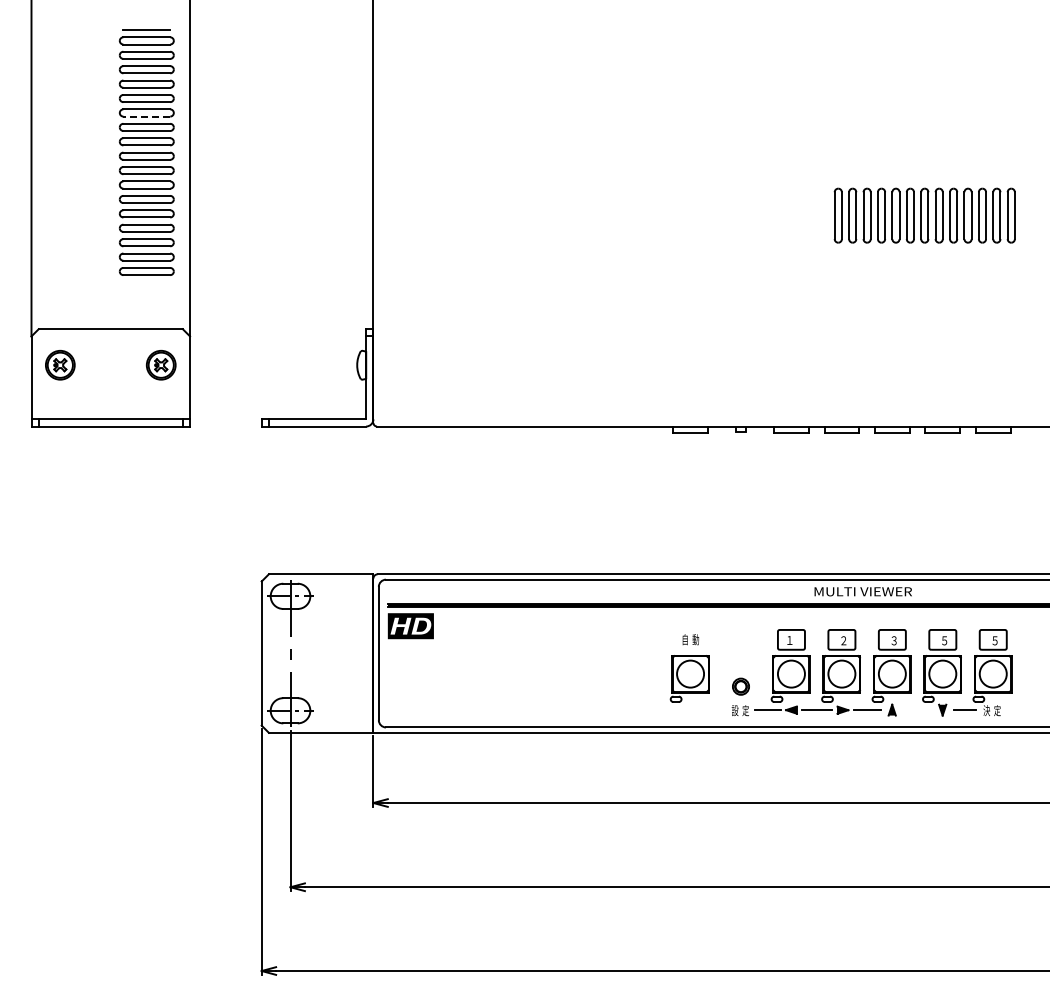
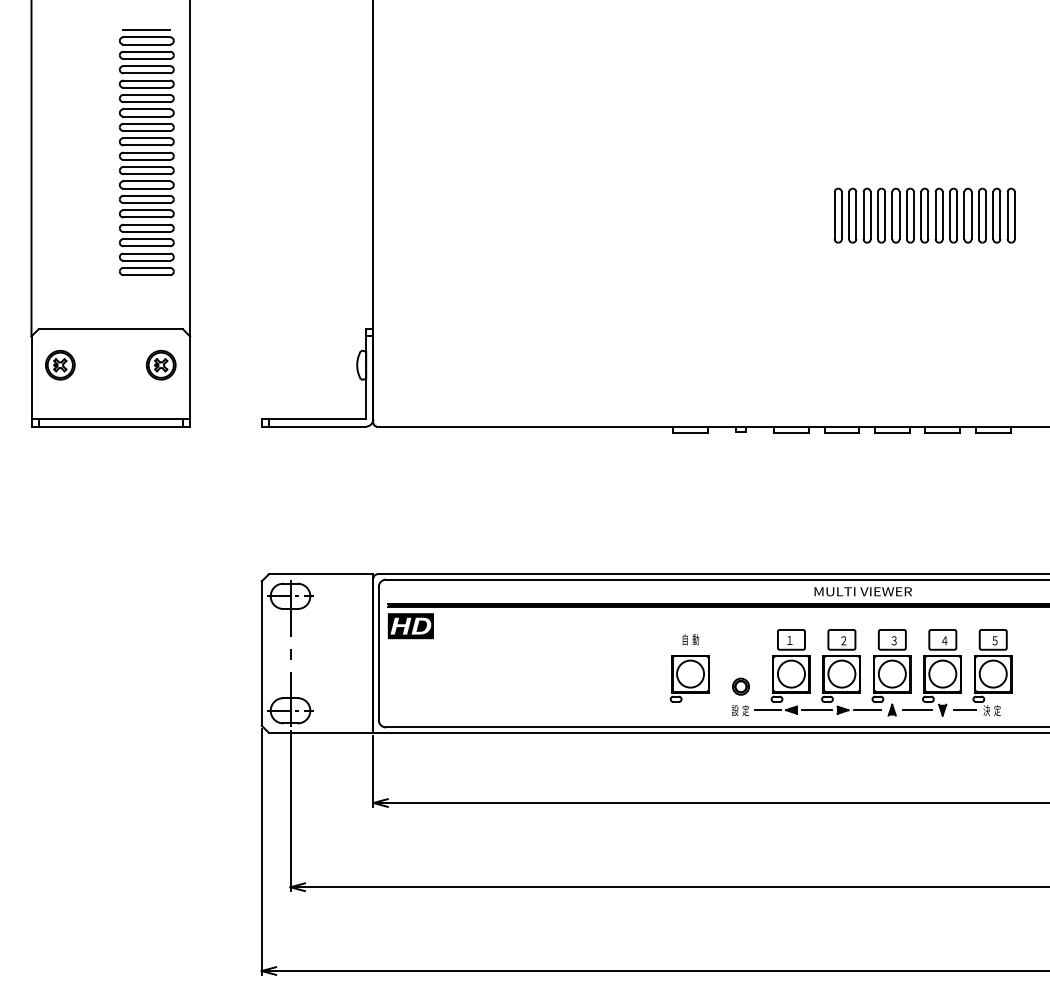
line: dashed -> solid (146, 116)
text: ５ -> ４ (944, 640)
line: none -> present (917, 710)
